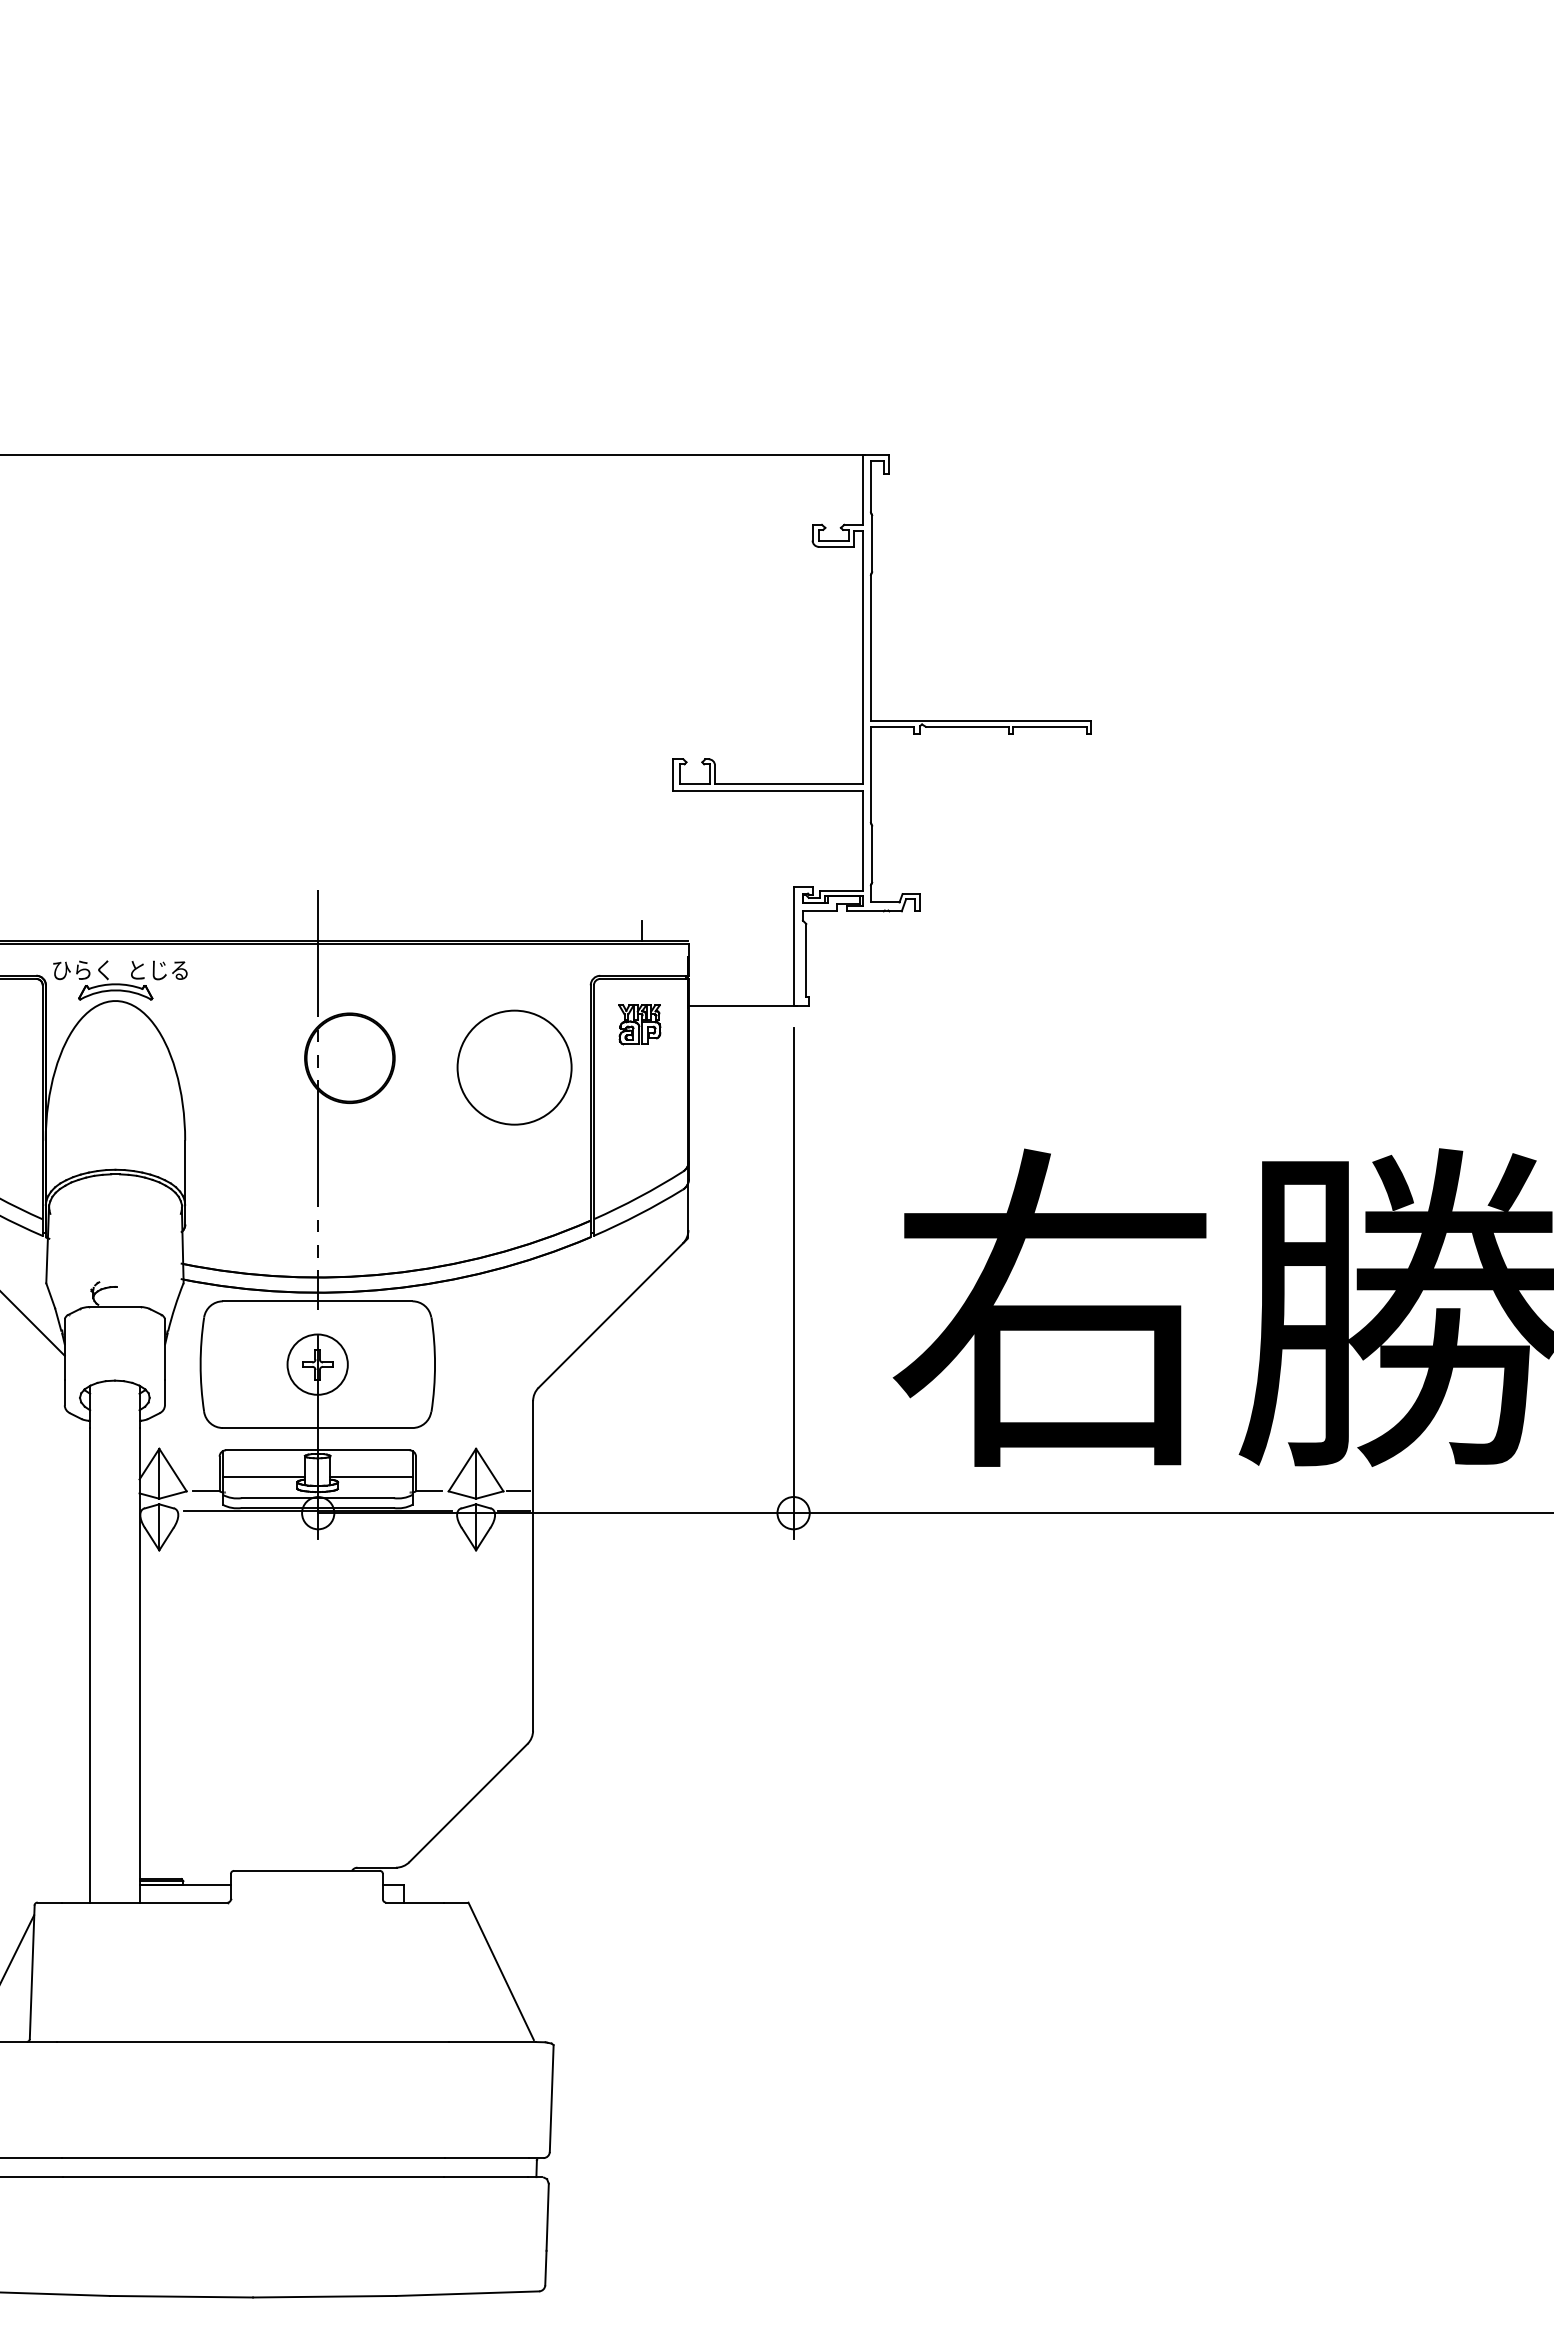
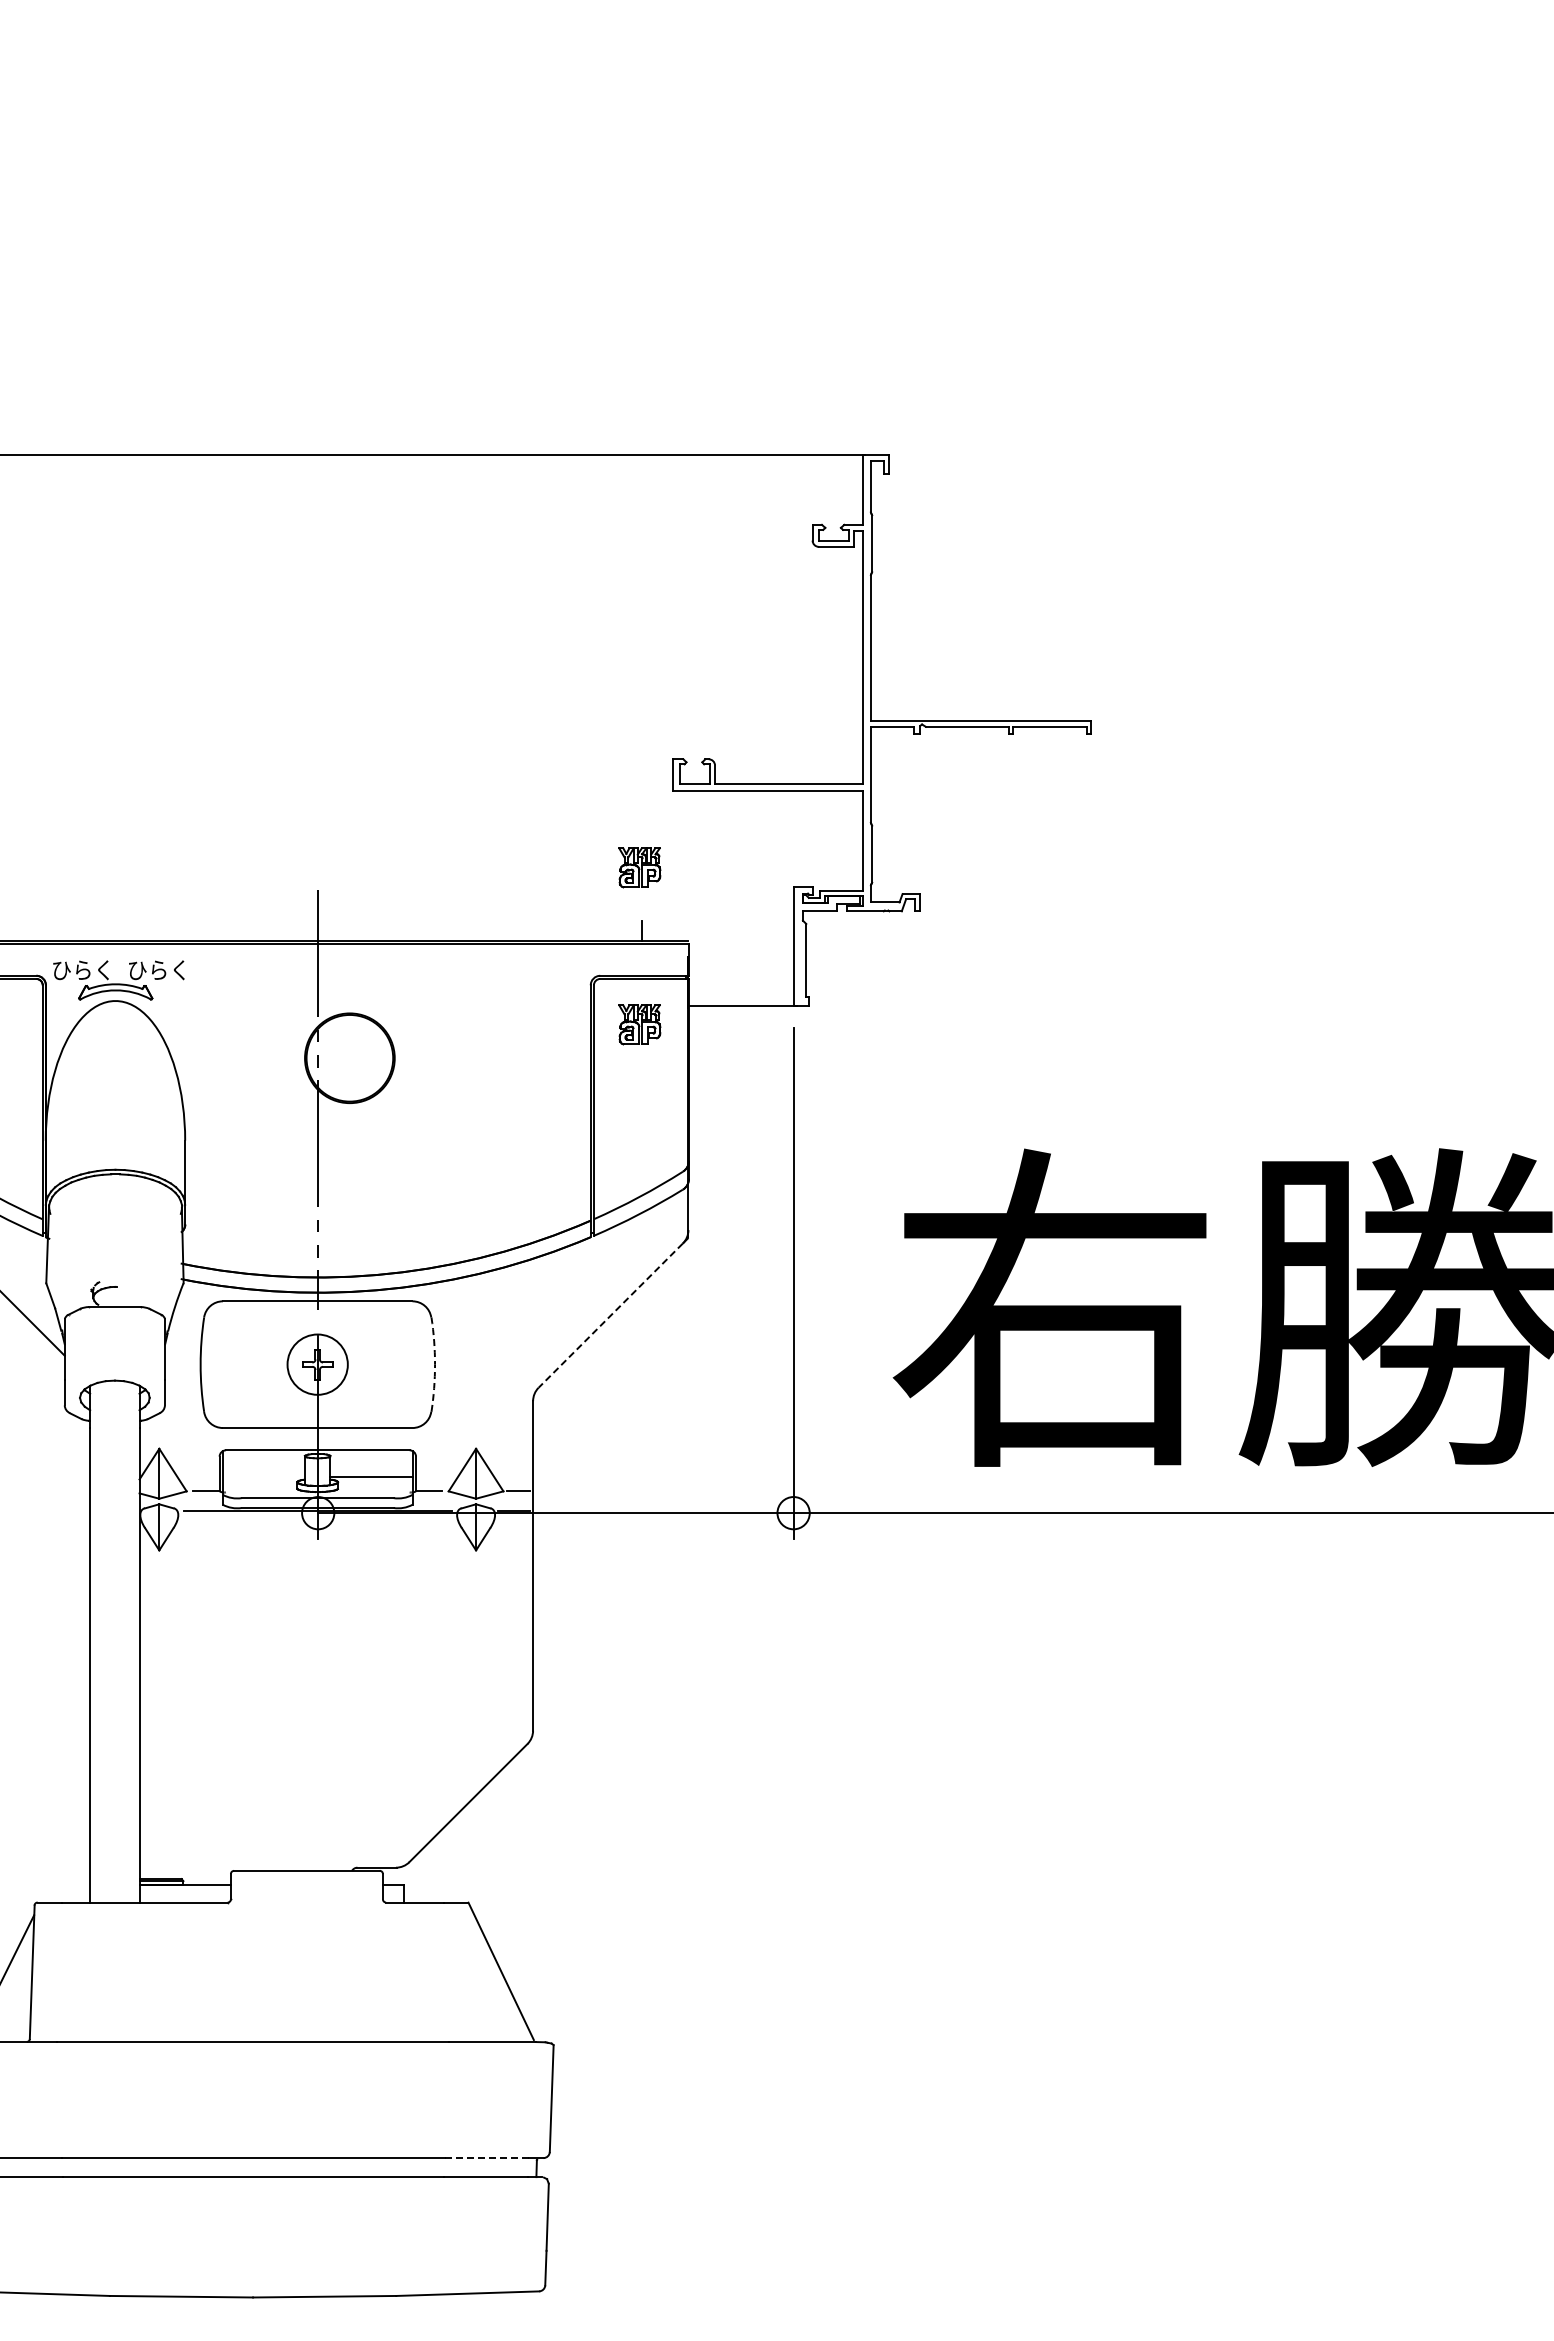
part: none -> present (639, 867)
text: とじる -> ひらく (158, 970)
circle: present -> none (514, 1067)
line: solid -> dashed (610, 1315)
arc: solid -> dashed (435, 1364)
line: present -> none (263, 1477)
line: solid -> dashed (487, 2158)
